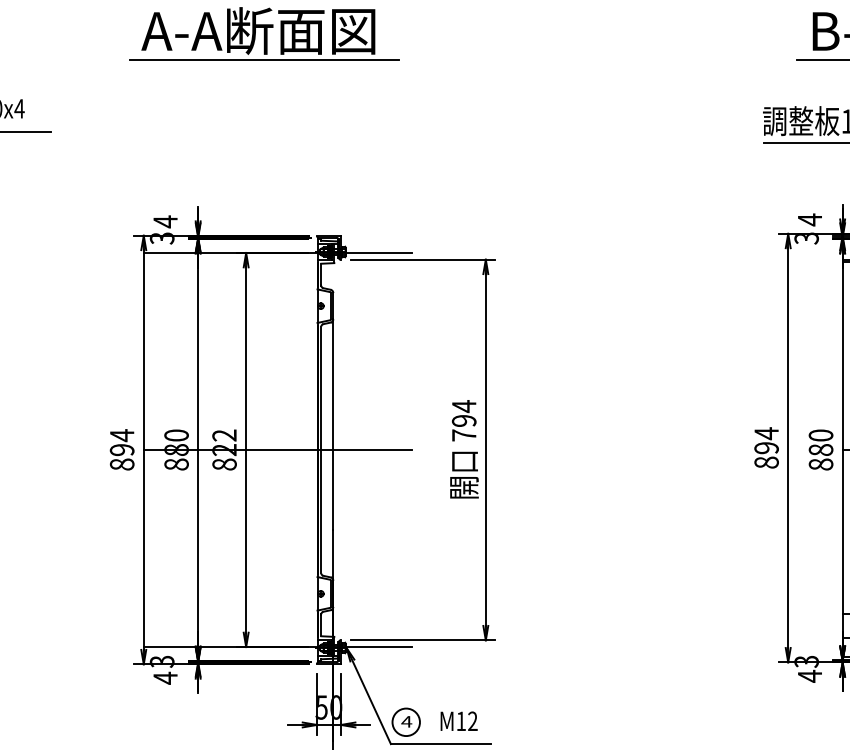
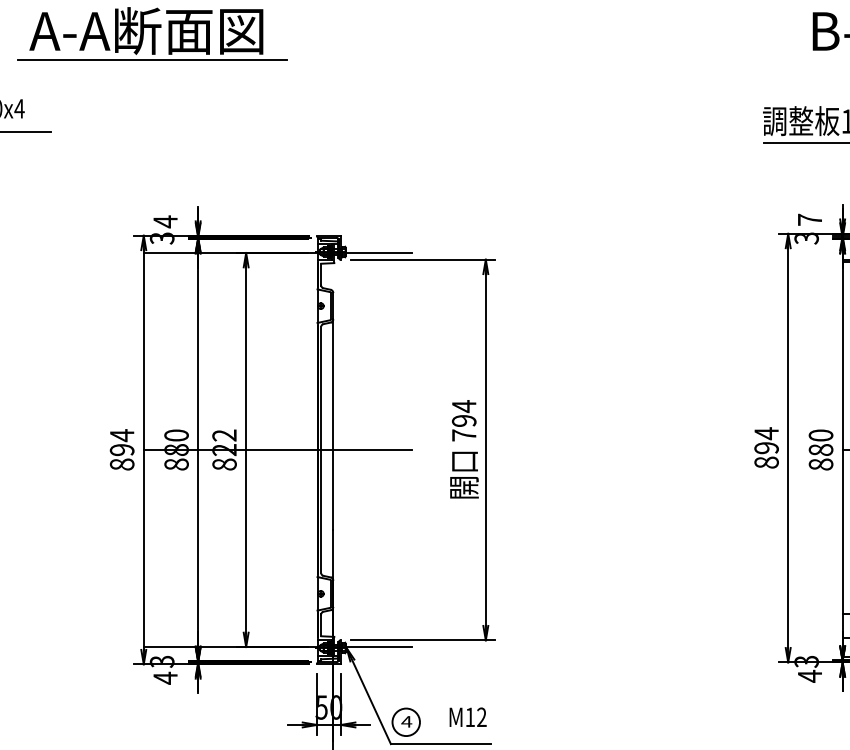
part position: (264, 33) -> (152, 33) (152, 33)
line: present -> none (821, 60)
text: 4 -> 7 (809, 219)
text position: (458, 720) -> (467, 716) (467, 716)
